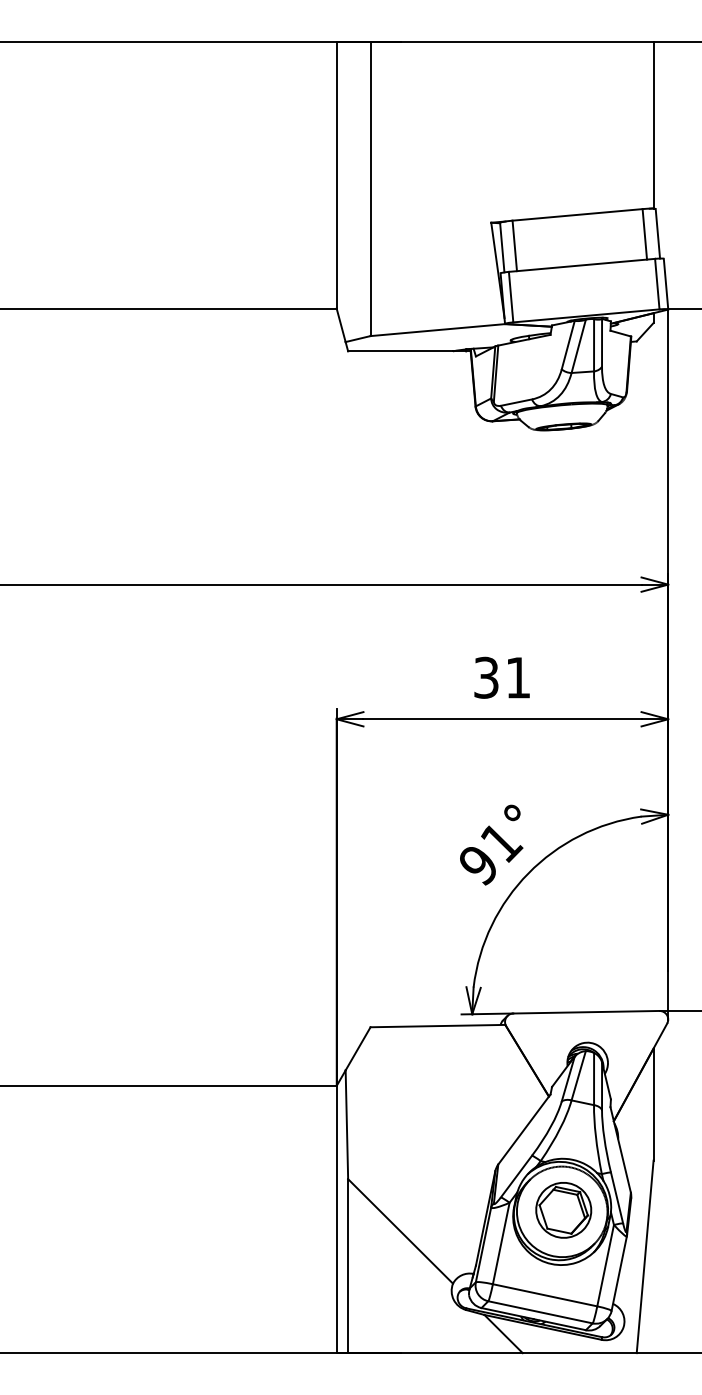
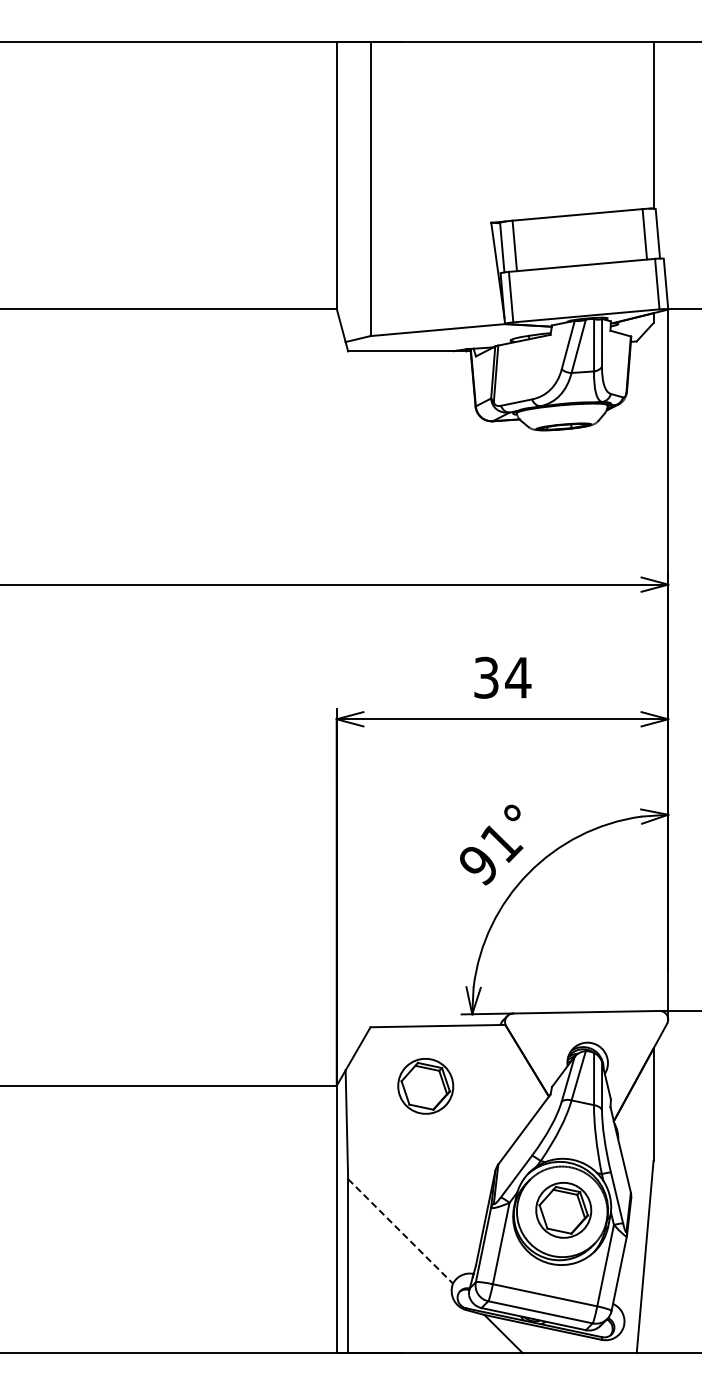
text: 31 -> 34 (518, 677)
part: none -> present (425, 1086)
line: solid -> dashed (400, 1231)
